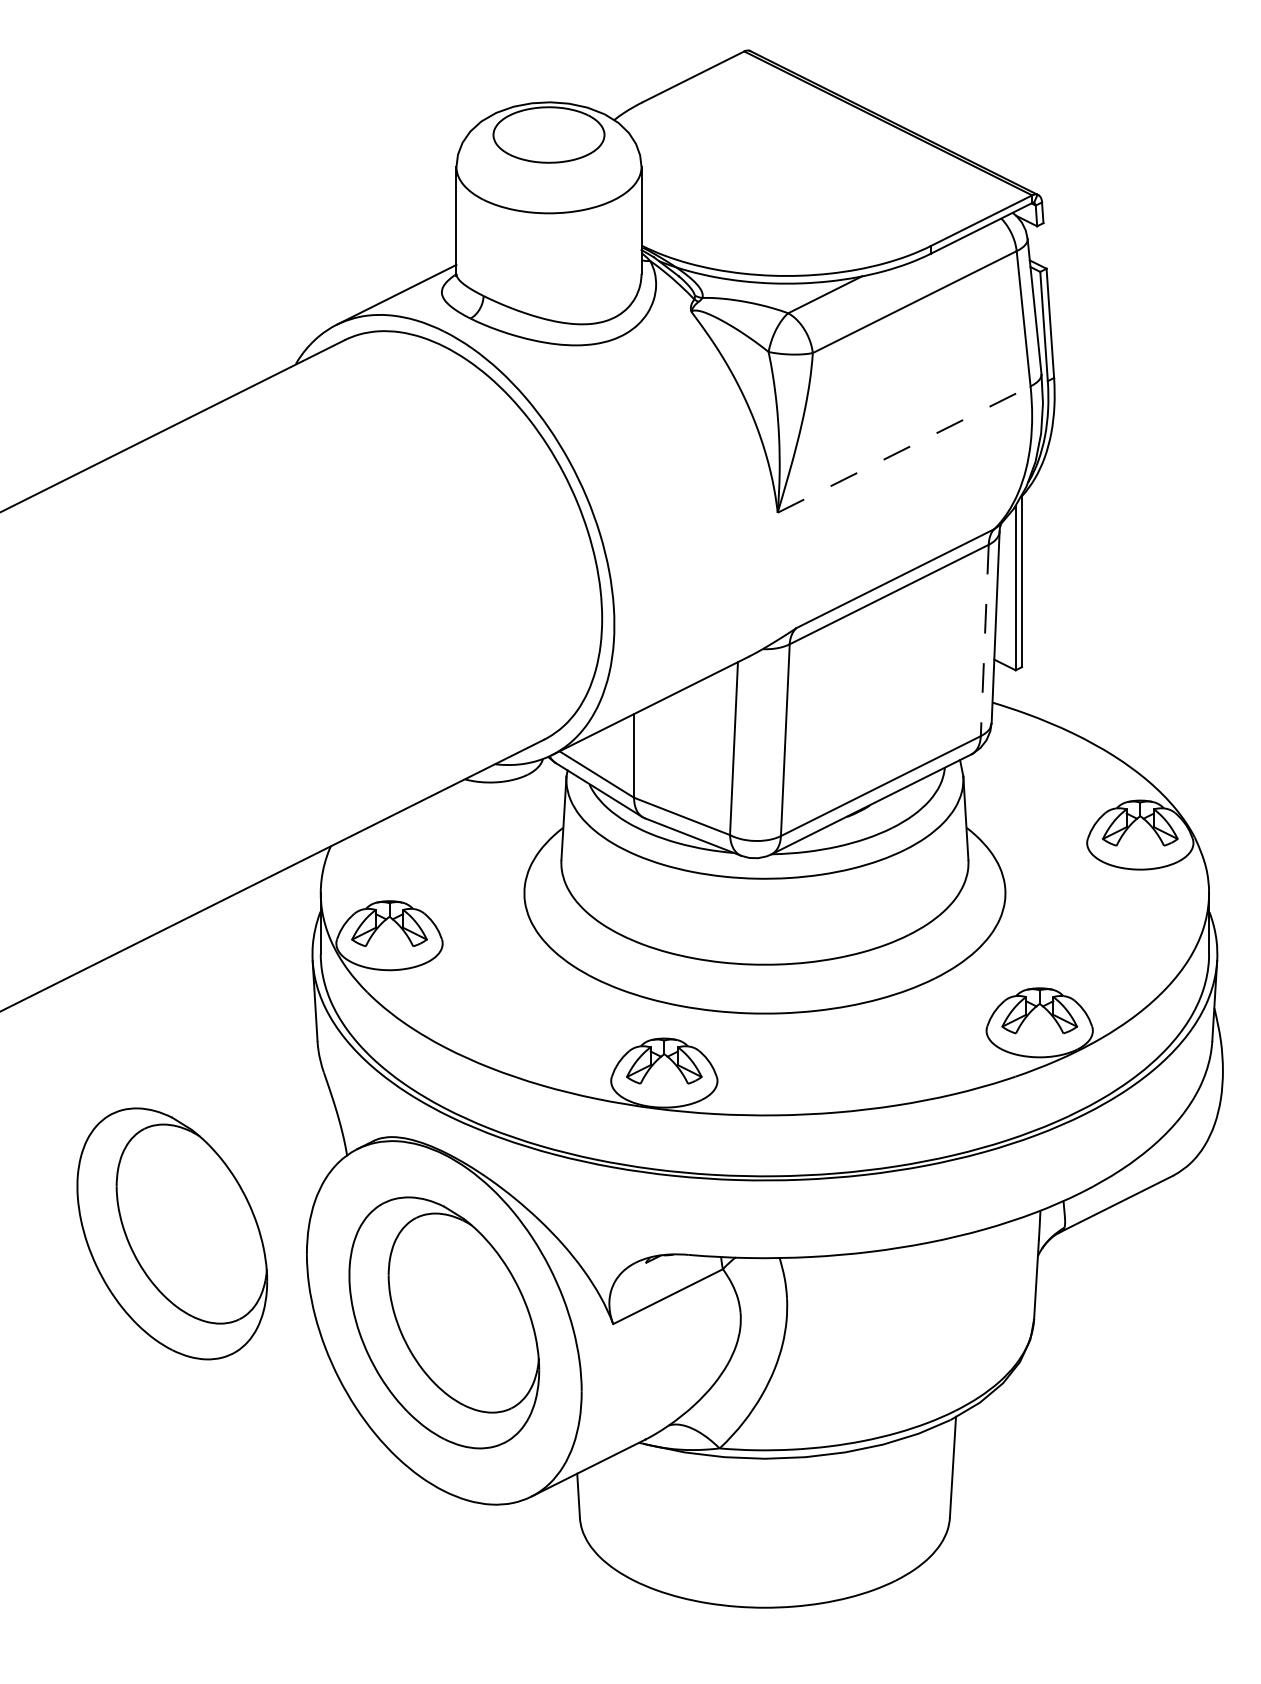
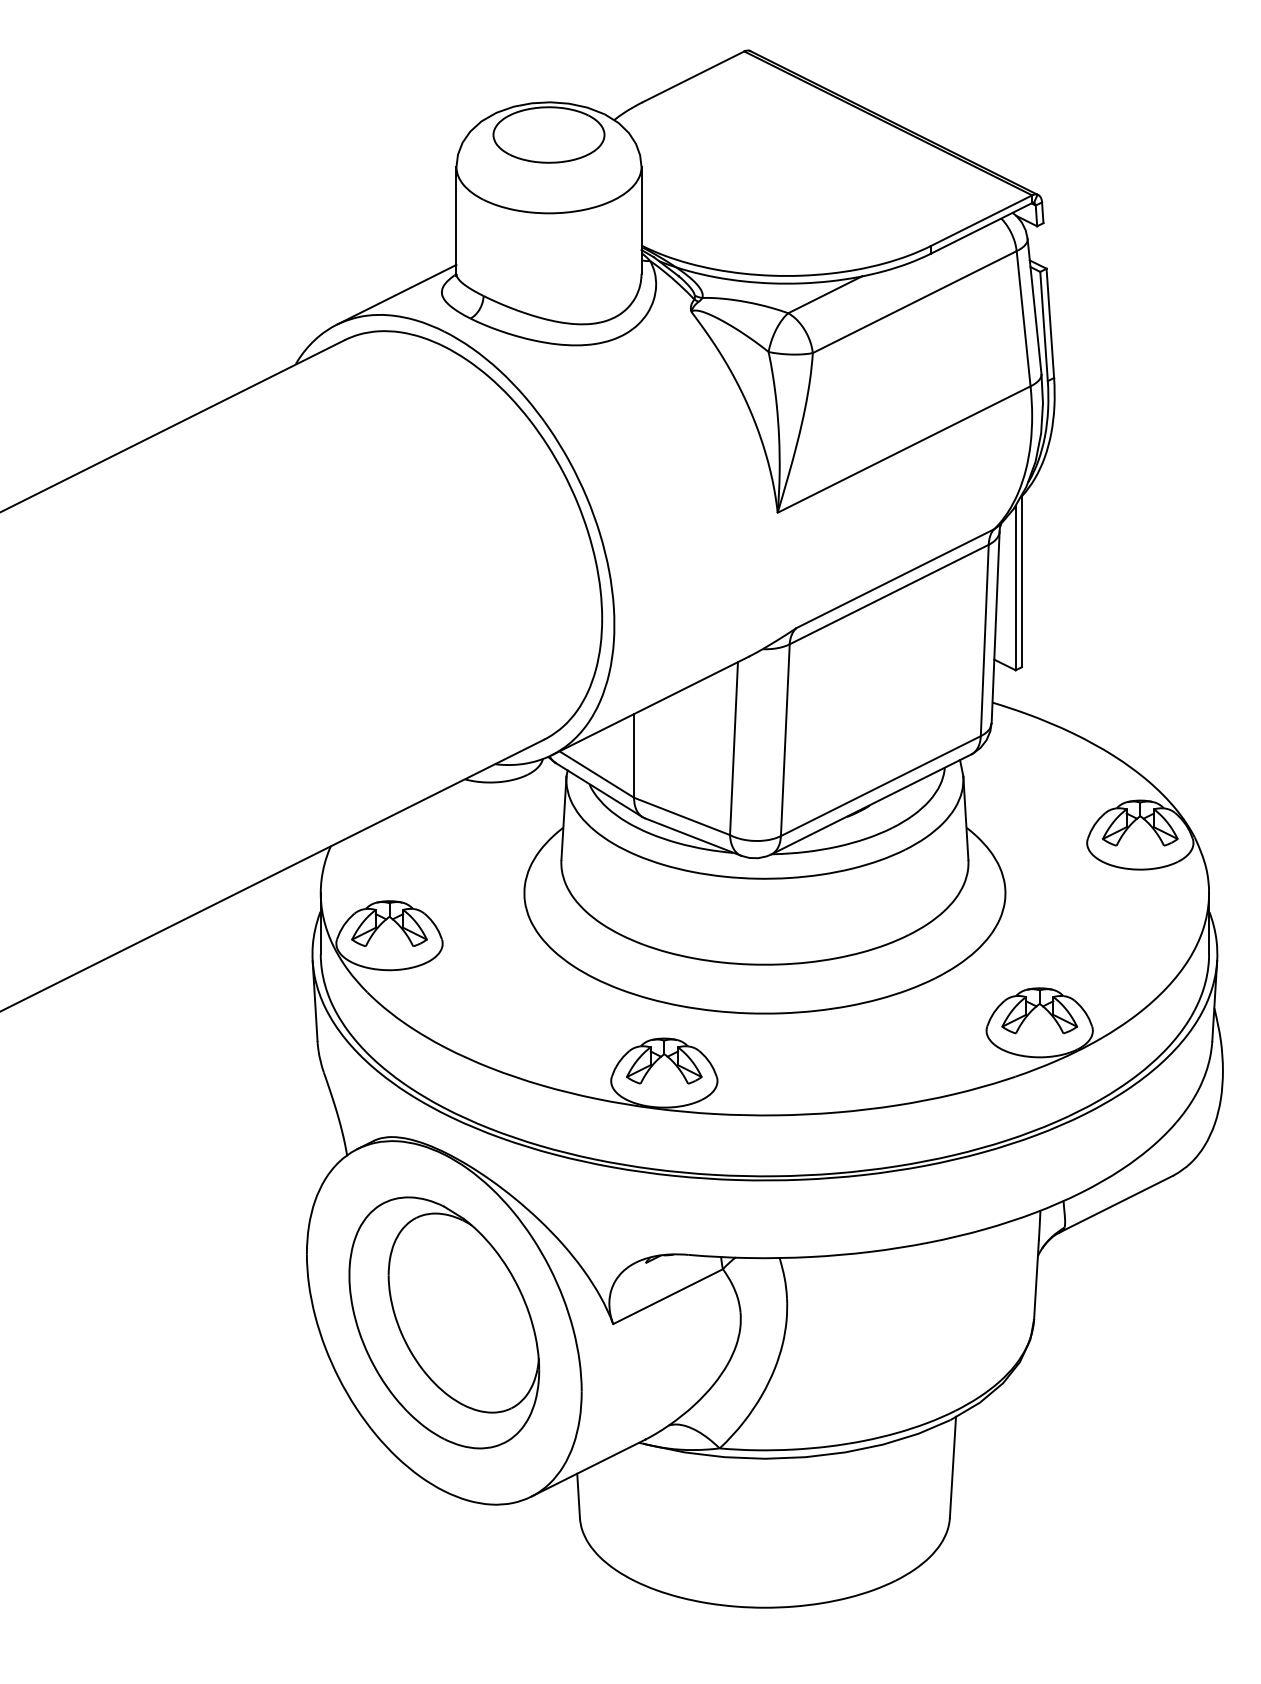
line: dashed -> solid (904, 449)
line: dashed -> solid (984, 640)
part: present -> none (172, 1233)
